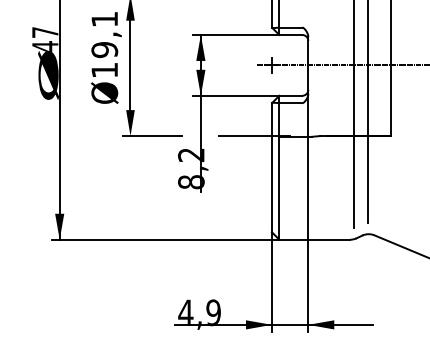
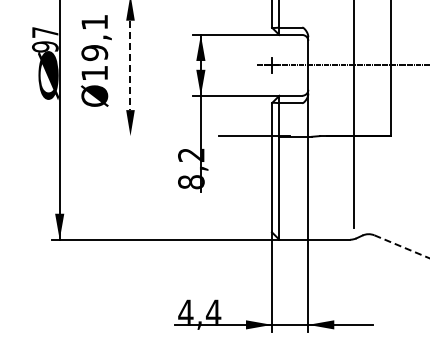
text: 47 -> 97 (45, 46)
text position: (106, 57) -> (96, 60) (96, 60)
line: solid -> dashed (130, 65)
line: present -> none (368, 112)
line: present -> none (152, 136)
line: solid -> dashed (402, 246)
text: 4,9 -> 4,4 (213, 312)
